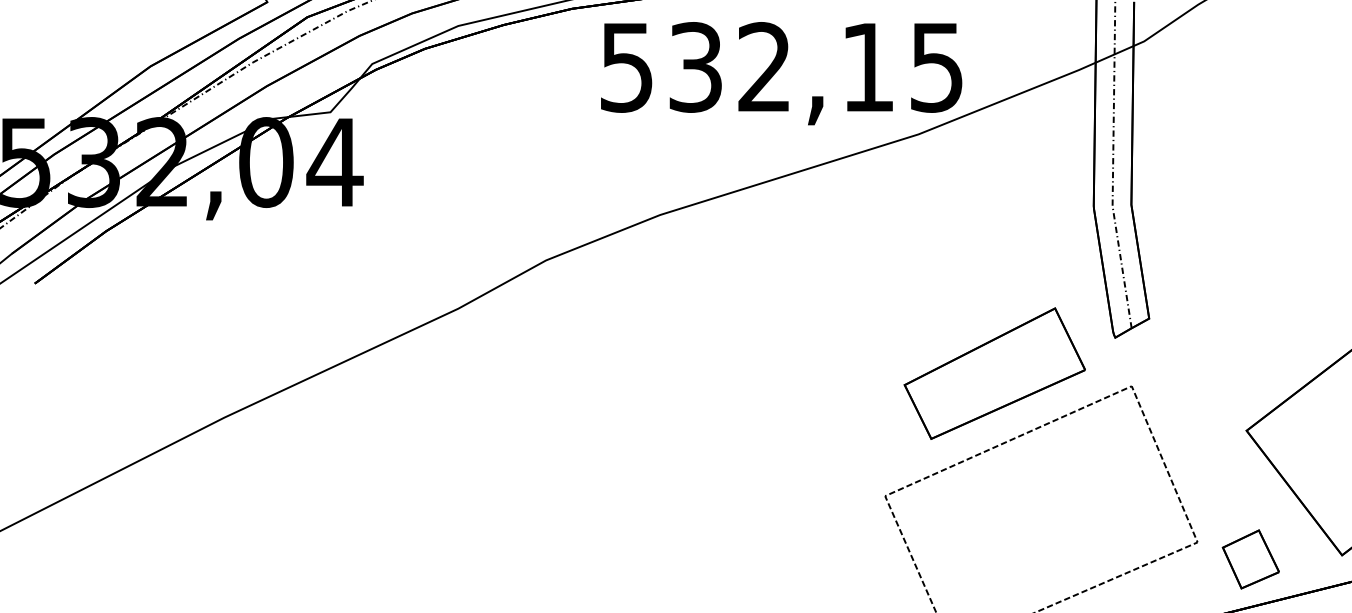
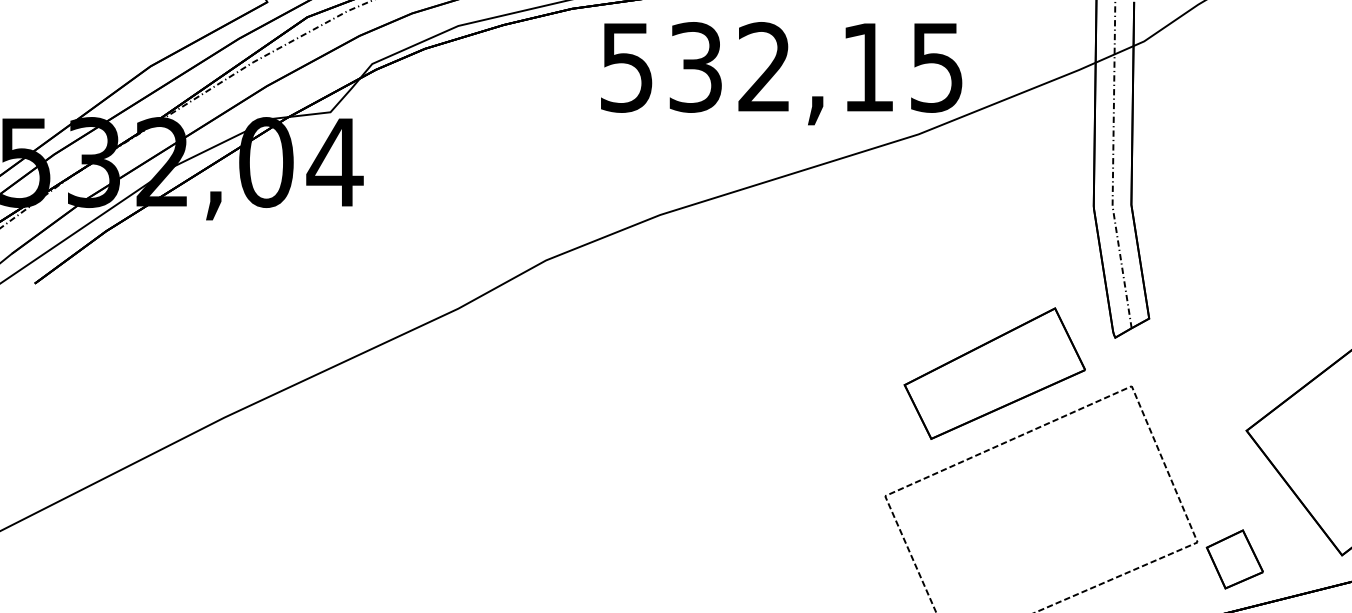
part position: (1250, 559) -> (1234, 559) (1234, 559)
